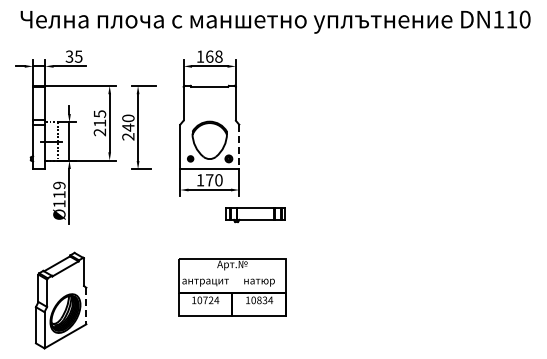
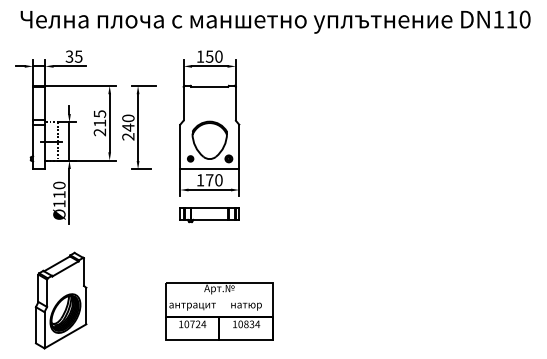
text: 168 -> 150 (213, 56)
line: dashed -> solid (239, 147)
text: Ø119 -> Ø110 (59, 185)
part position: (255, 215) -> (209, 215) (209, 215)
part position: (232, 287) -> (219, 311) (219, 311)
line: dashed -> solid (86, 306)
